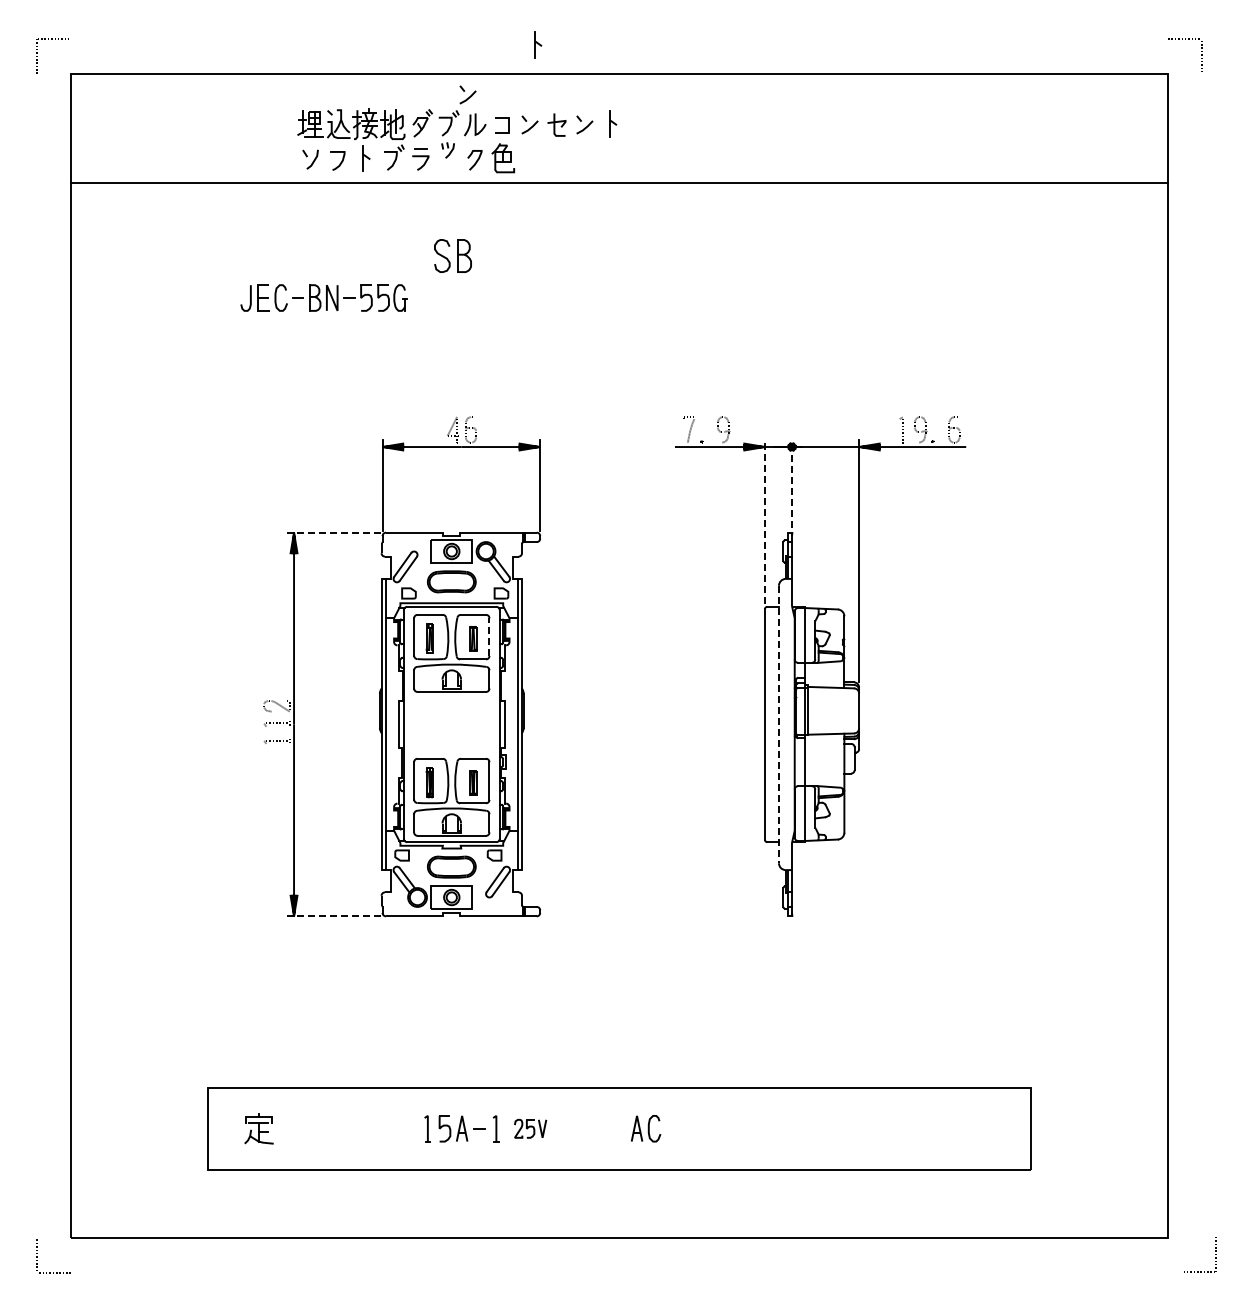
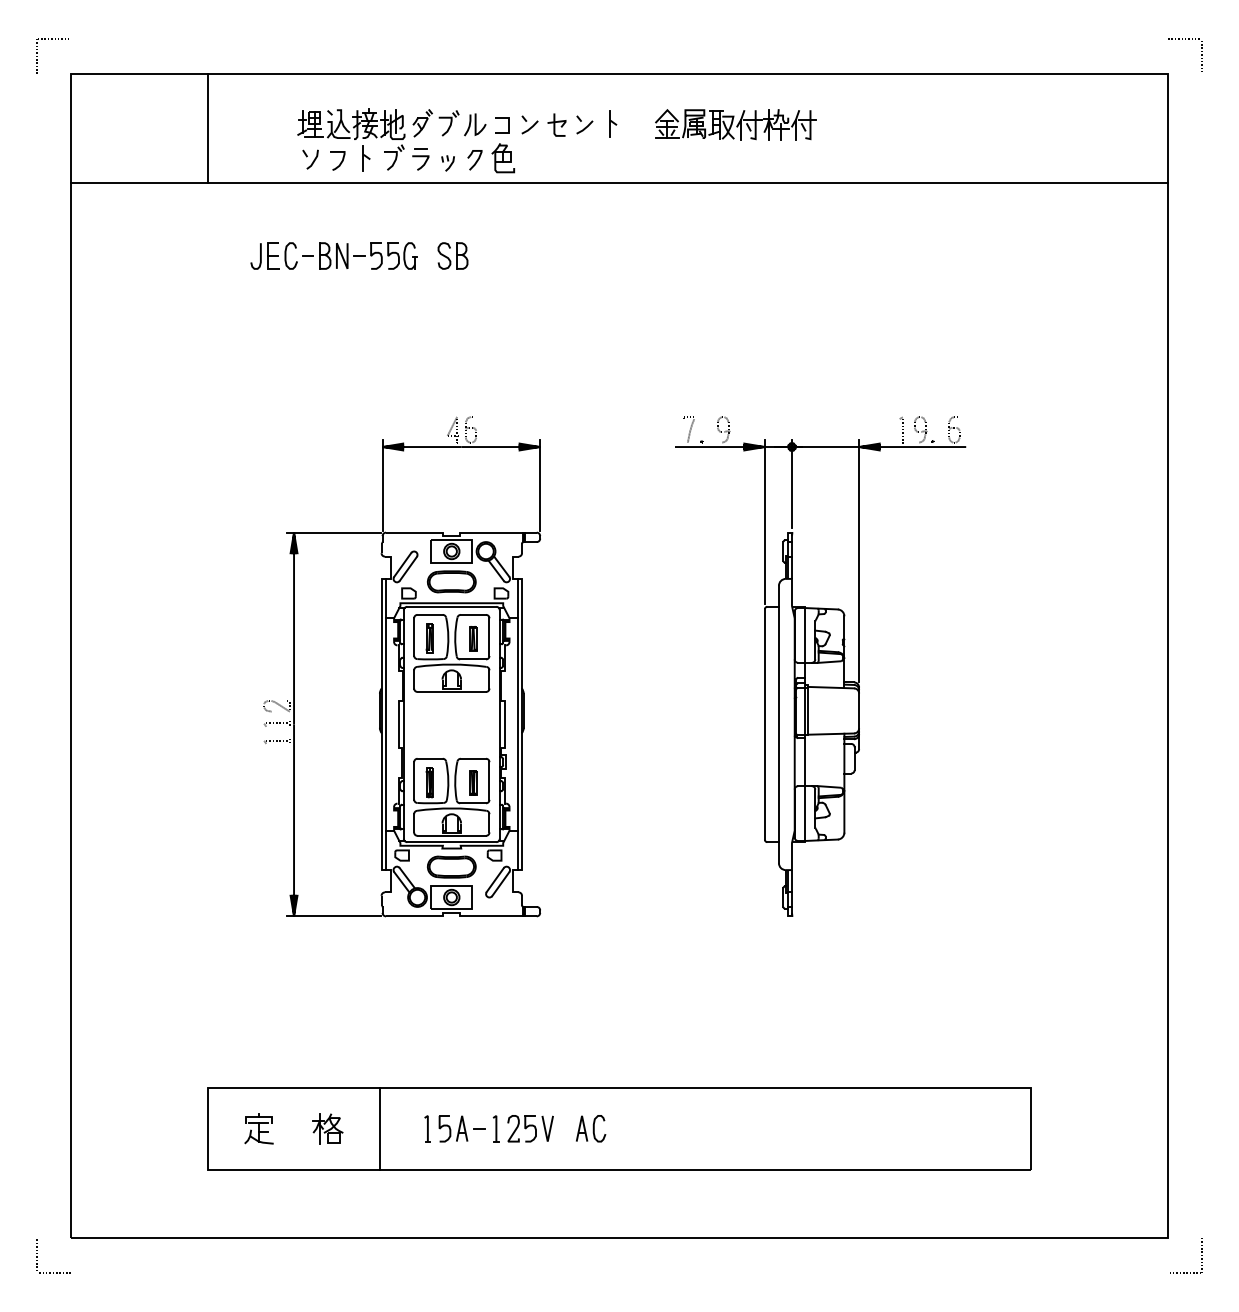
part: present -> none (538, 44)
part: present -> none (467, 94)
part: none -> present (735, 124)
line: none -> present (208, 128)
part position: (447, 150) -> (447, 163) (447, 163)
part size: 38x34 px -> 32x28 px (452, 255)
part position: (323, 297) -> (333, 255) (333, 255)
line: dashed -> solid (791, 483)
line: dashed -> solid (764, 522)
line: dashed -> solid (334, 532)
line: dashed -> solid (489, 637)
line: dashed -> solid (778, 724)
line: dashed -> solid (334, 916)
part: none -> present (327, 1128)
line: none -> present (379, 1128)
part size: 34x21 px -> 47x28 px (530, 1128)
part position: (646, 1128) -> (591, 1128) (591, 1128)
line position: (1215, 1254) -> (1201, 1255) (1201, 1255)
